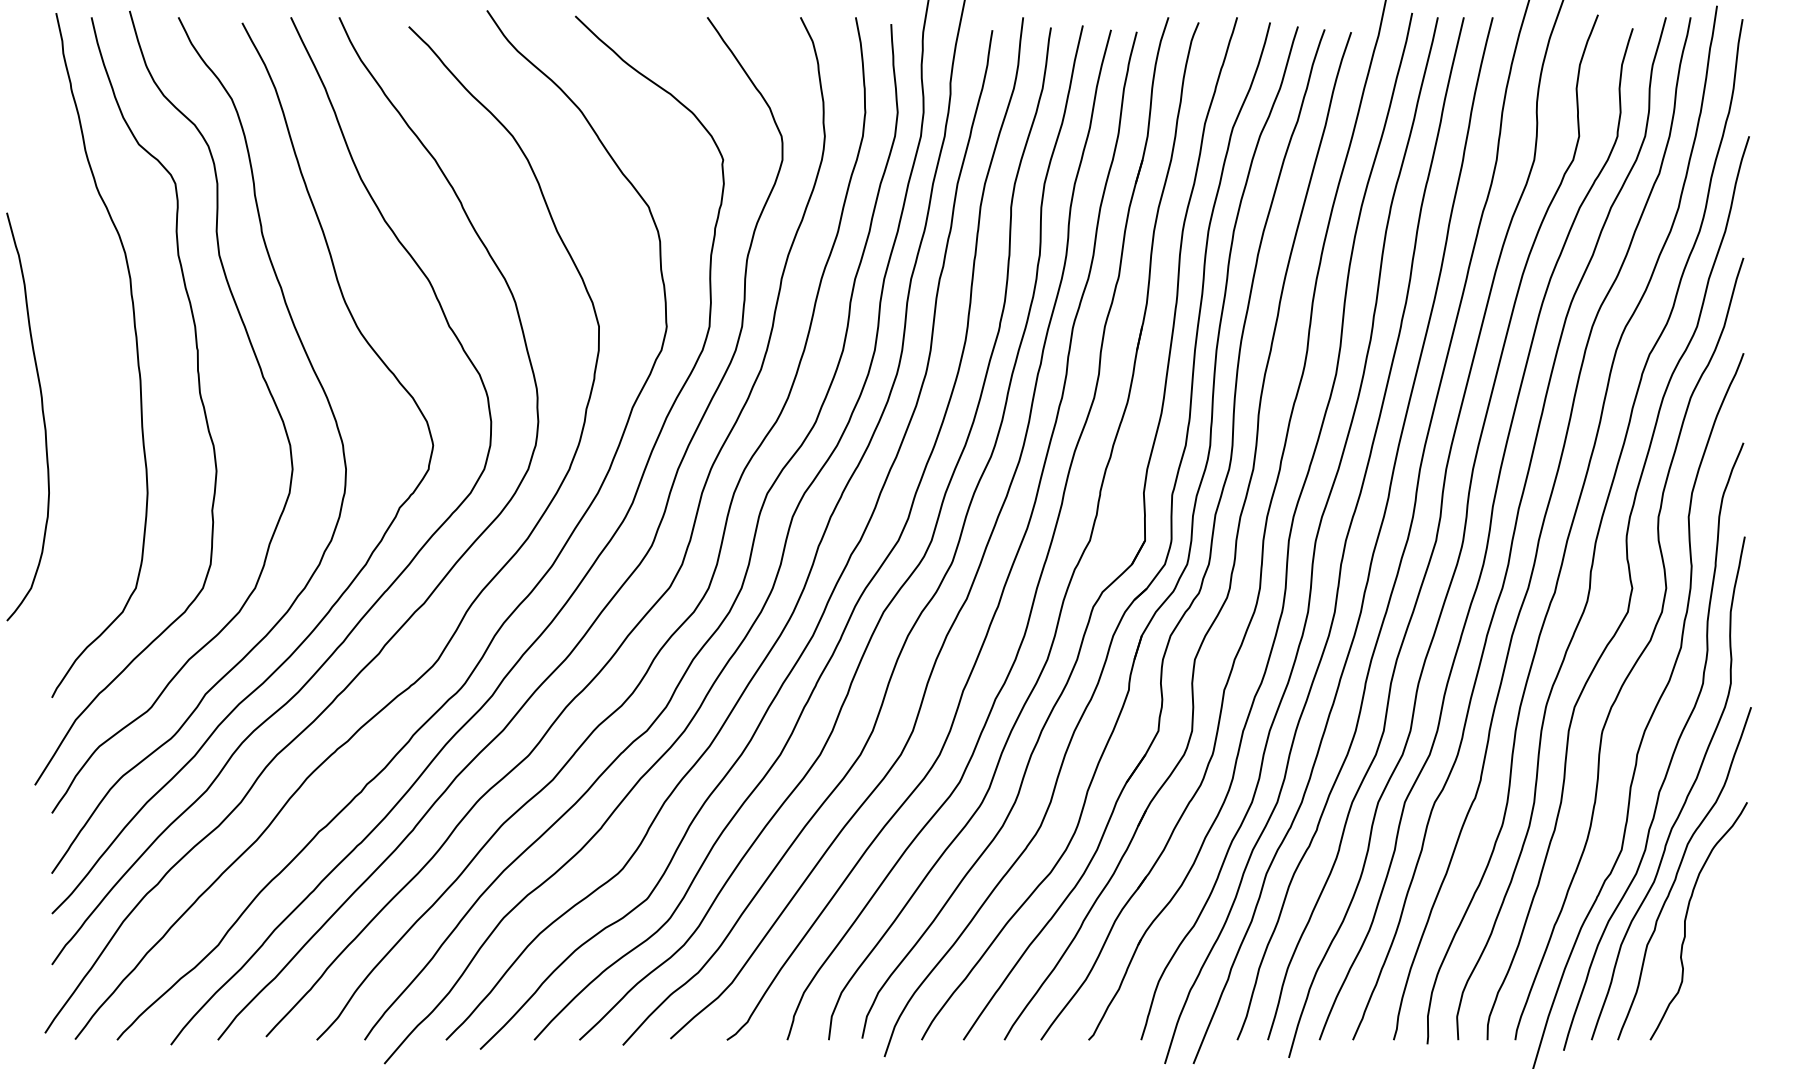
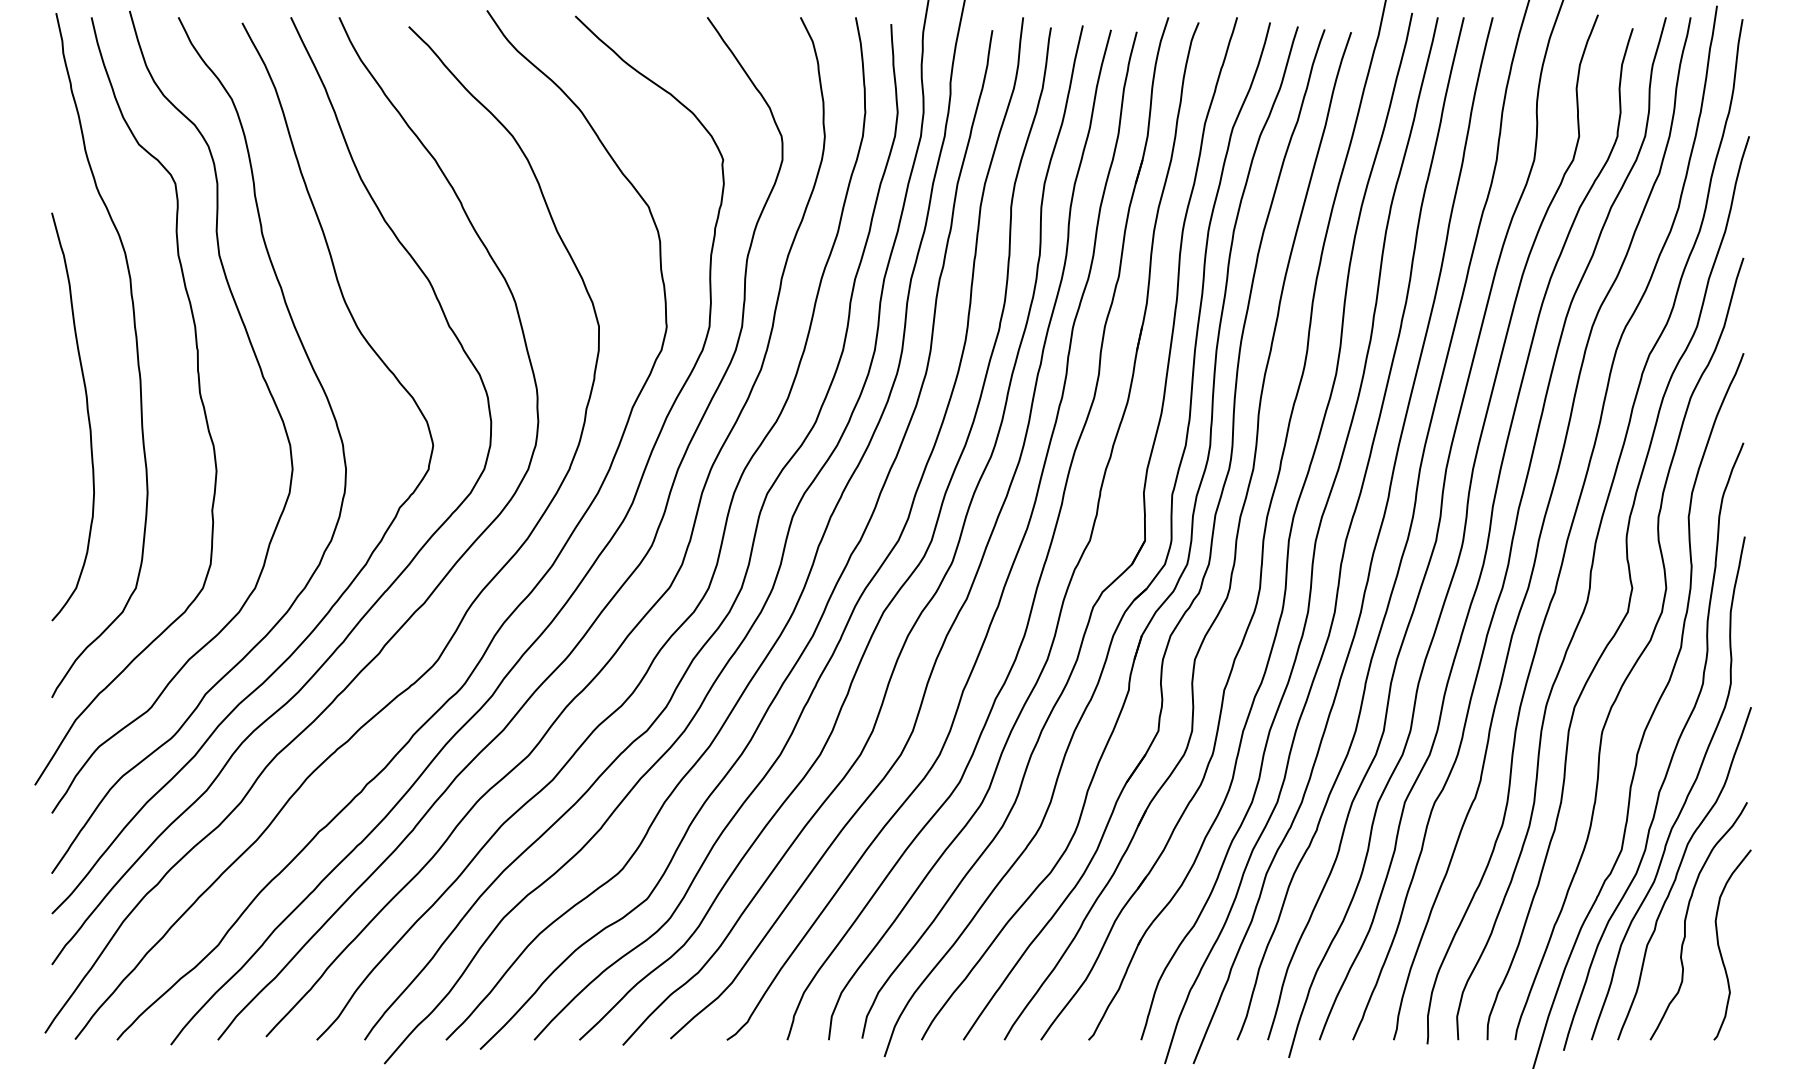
curve position: (42, 416) -> (87, 416) (87, 416)
curve: none -> present (1720, 948)
